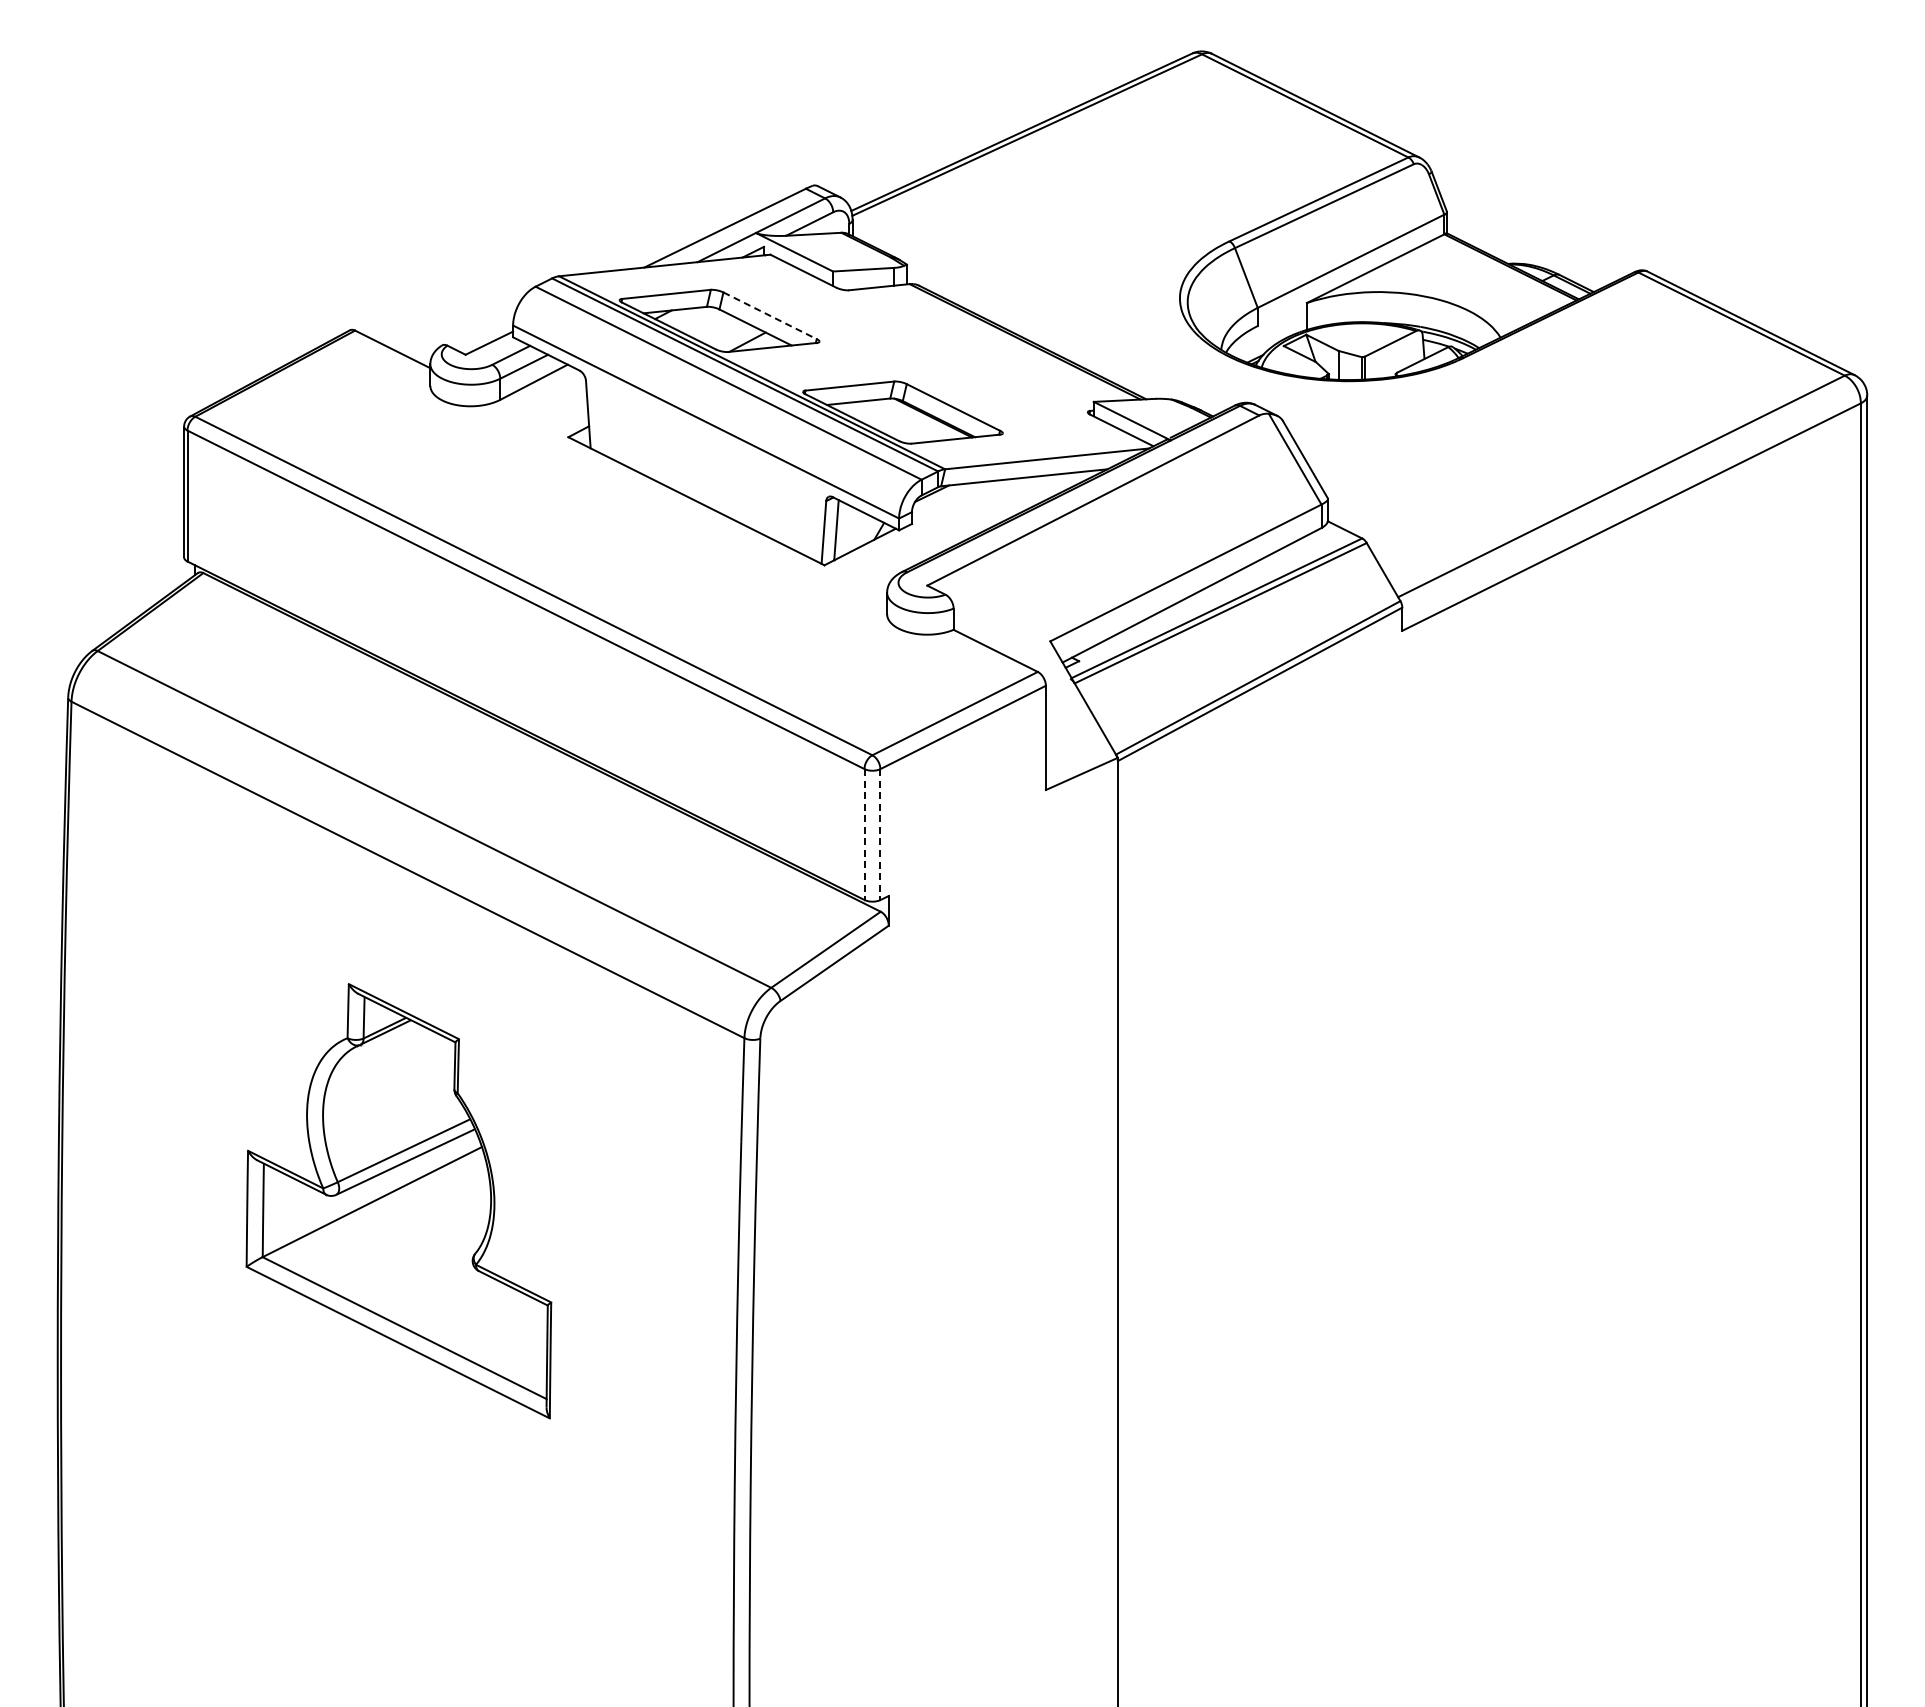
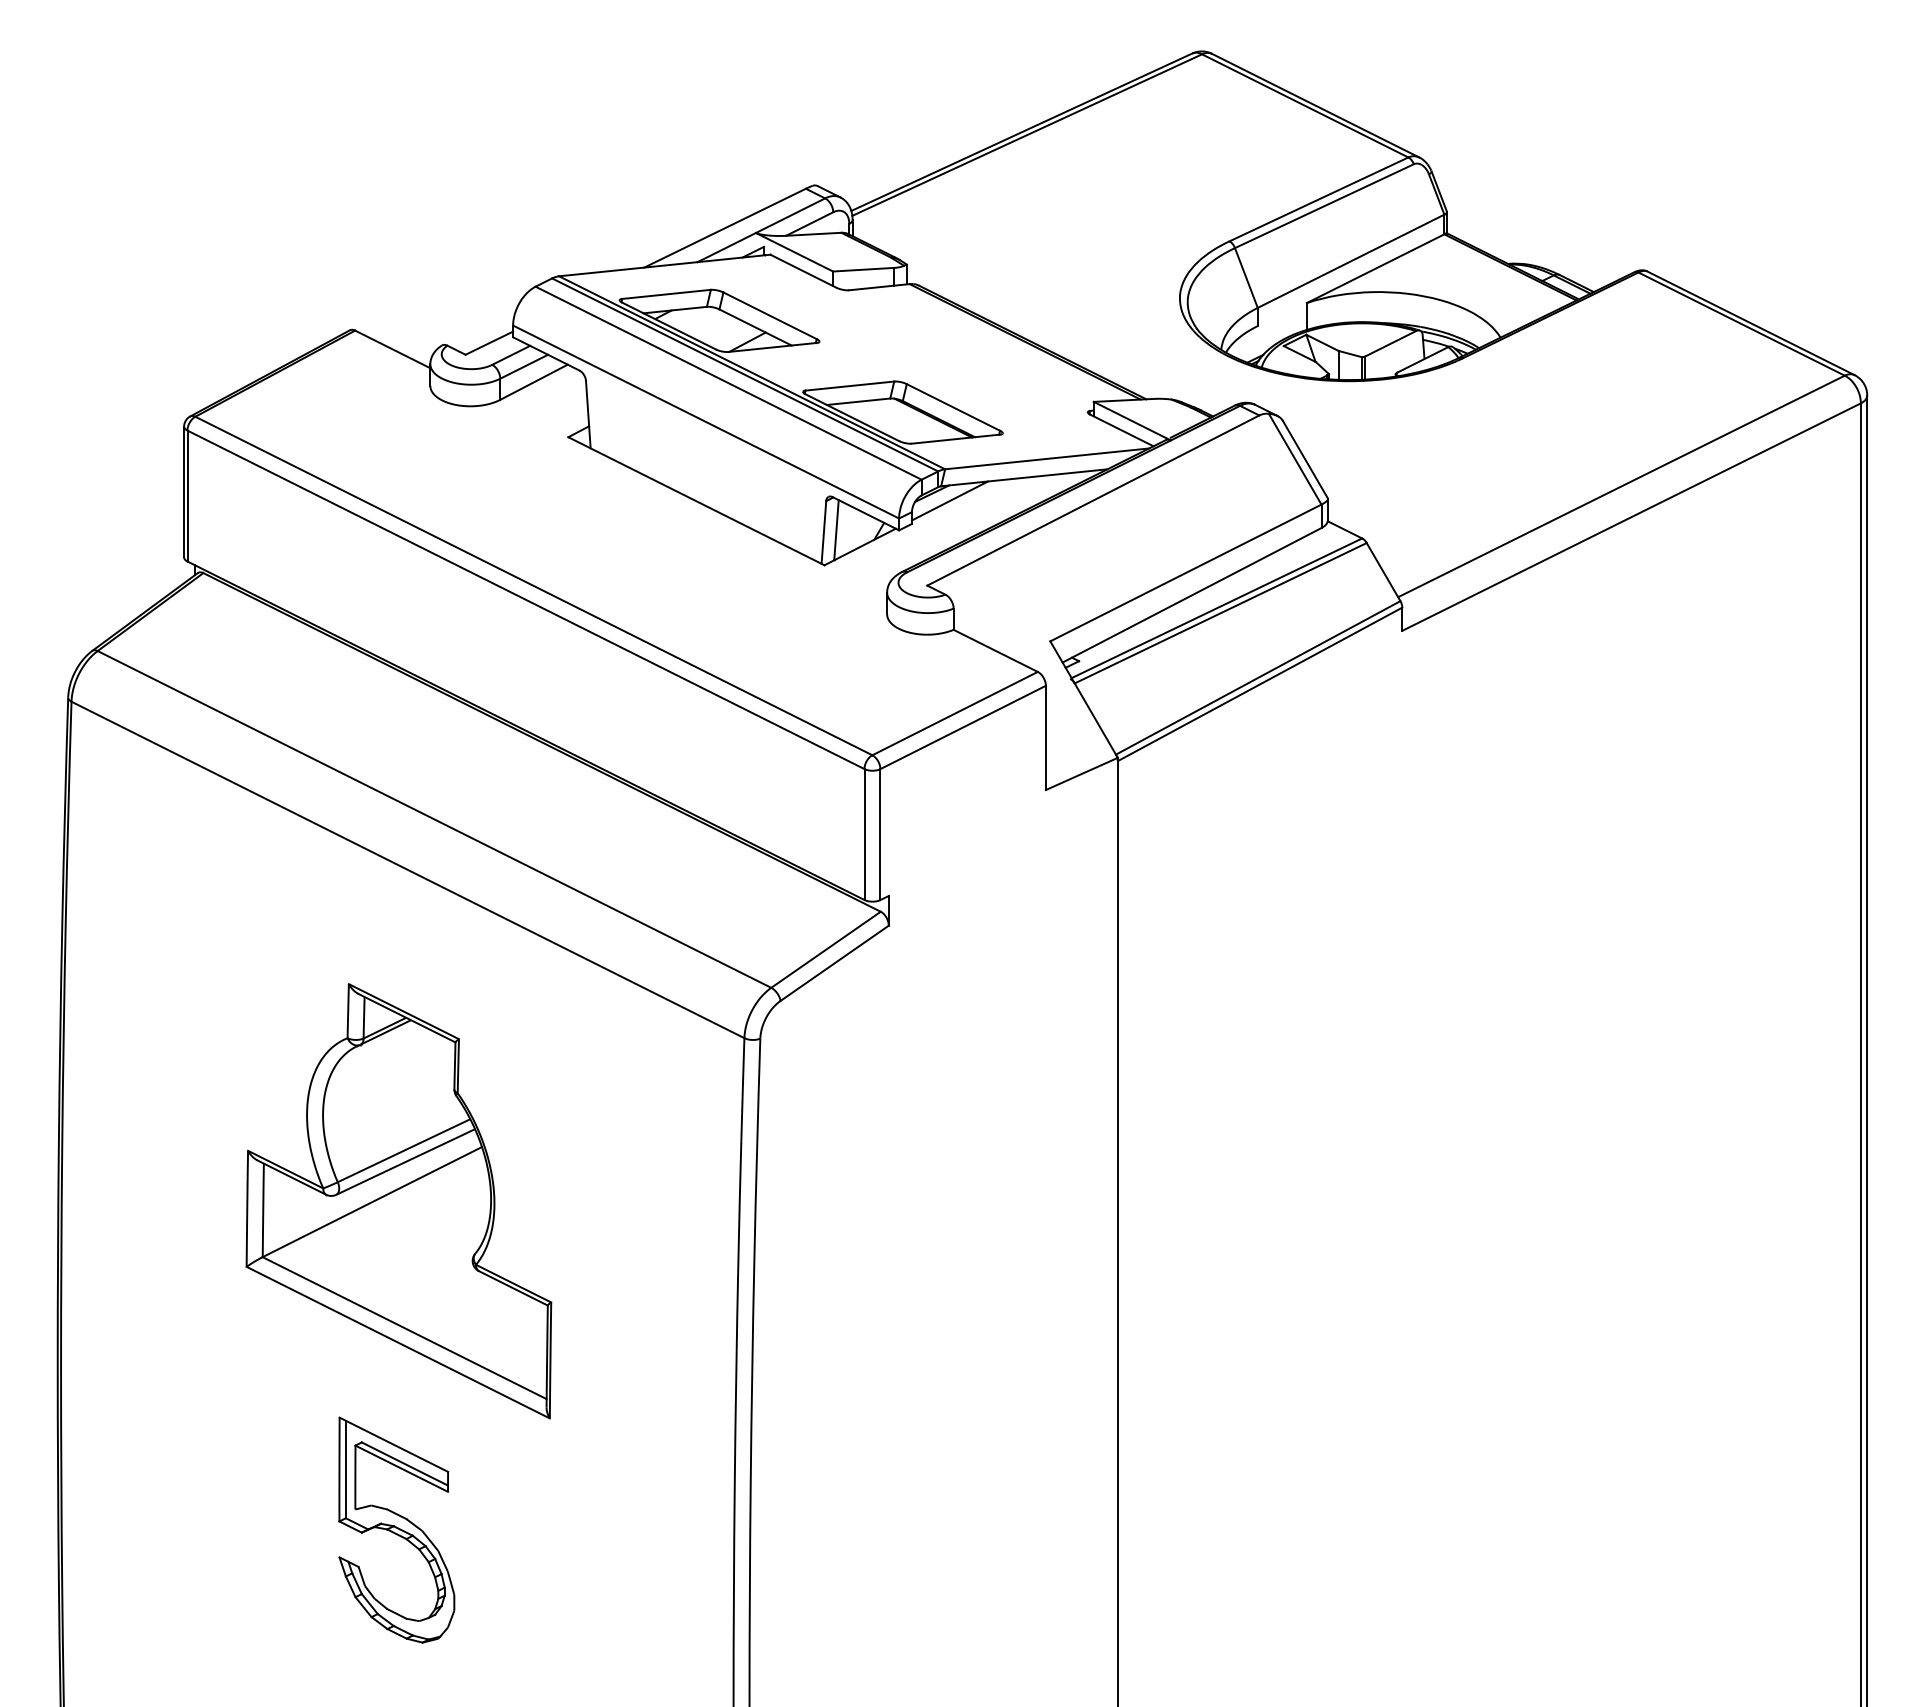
line: dashed -> solid (770, 316)
line: none -> present (950, 500)
line: dashed -> solid (864, 835)
line: dashed -> solid (880, 835)
part: none -> present (396, 1529)
